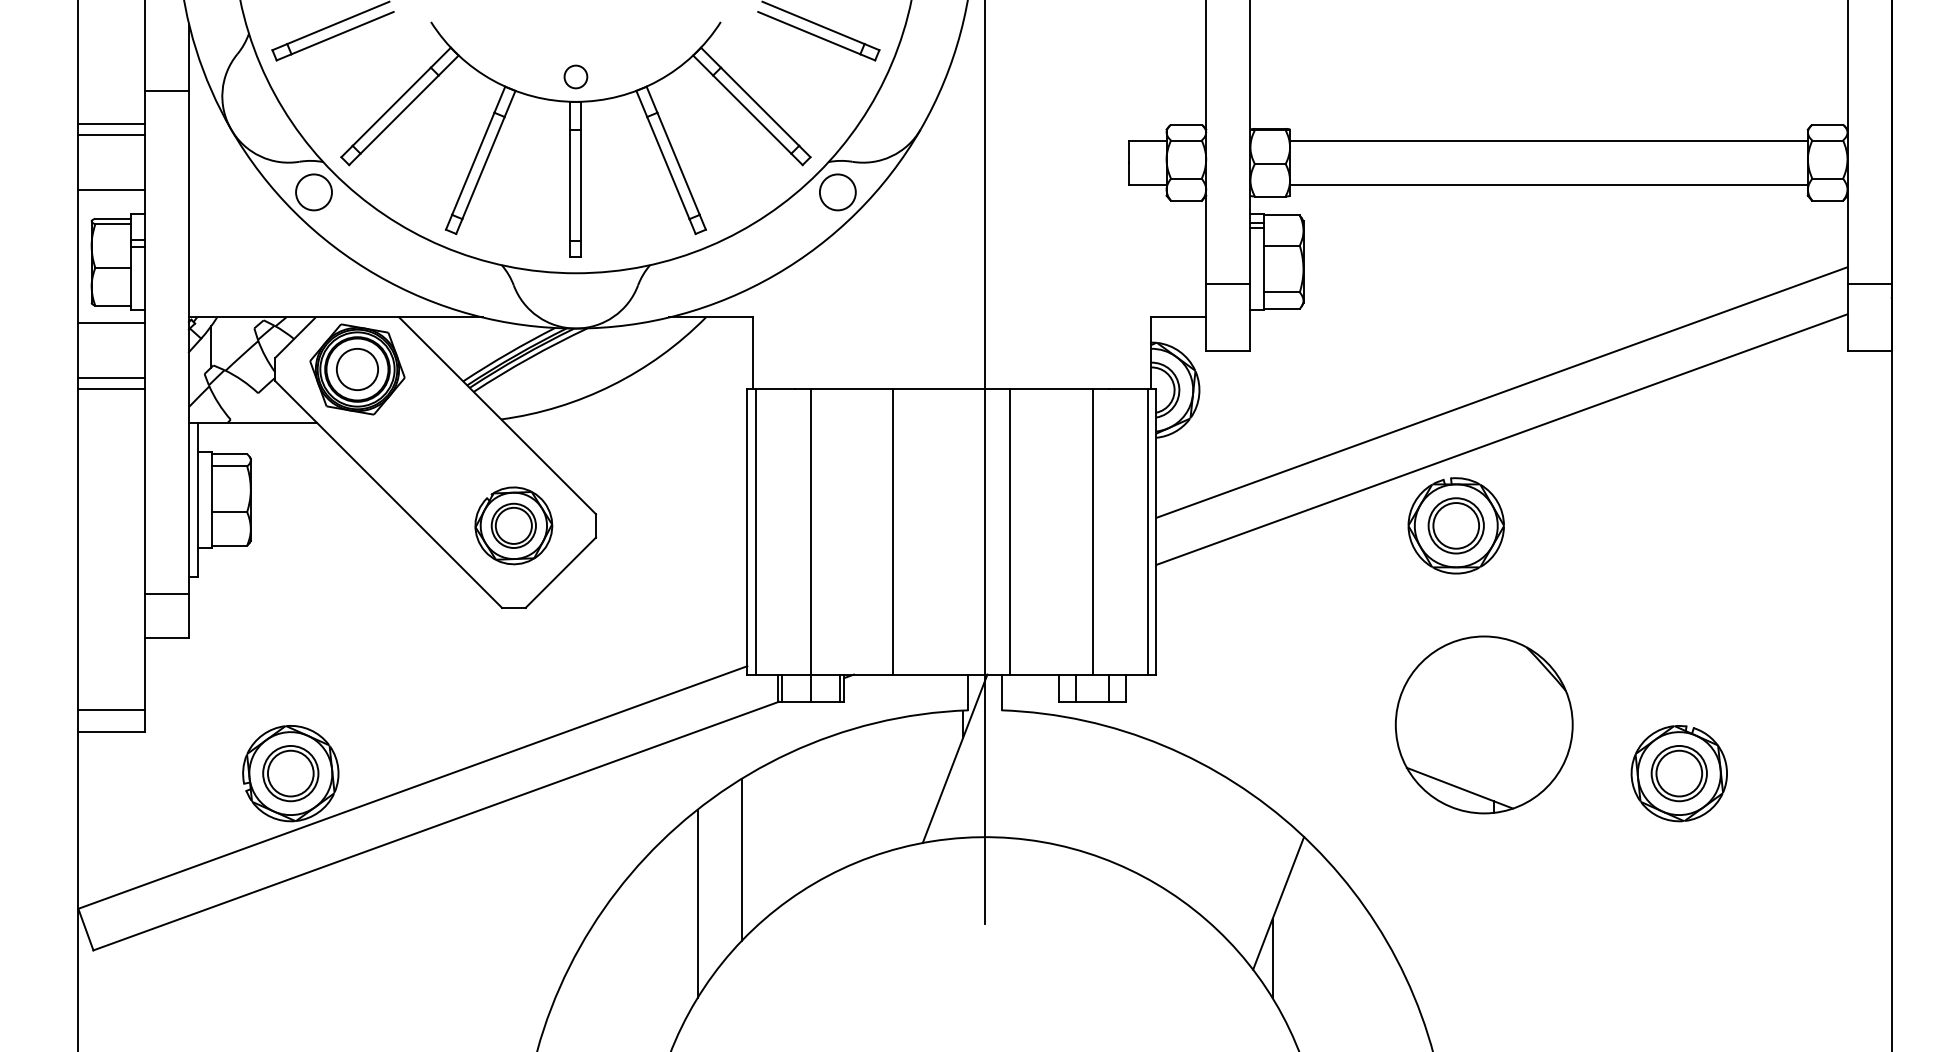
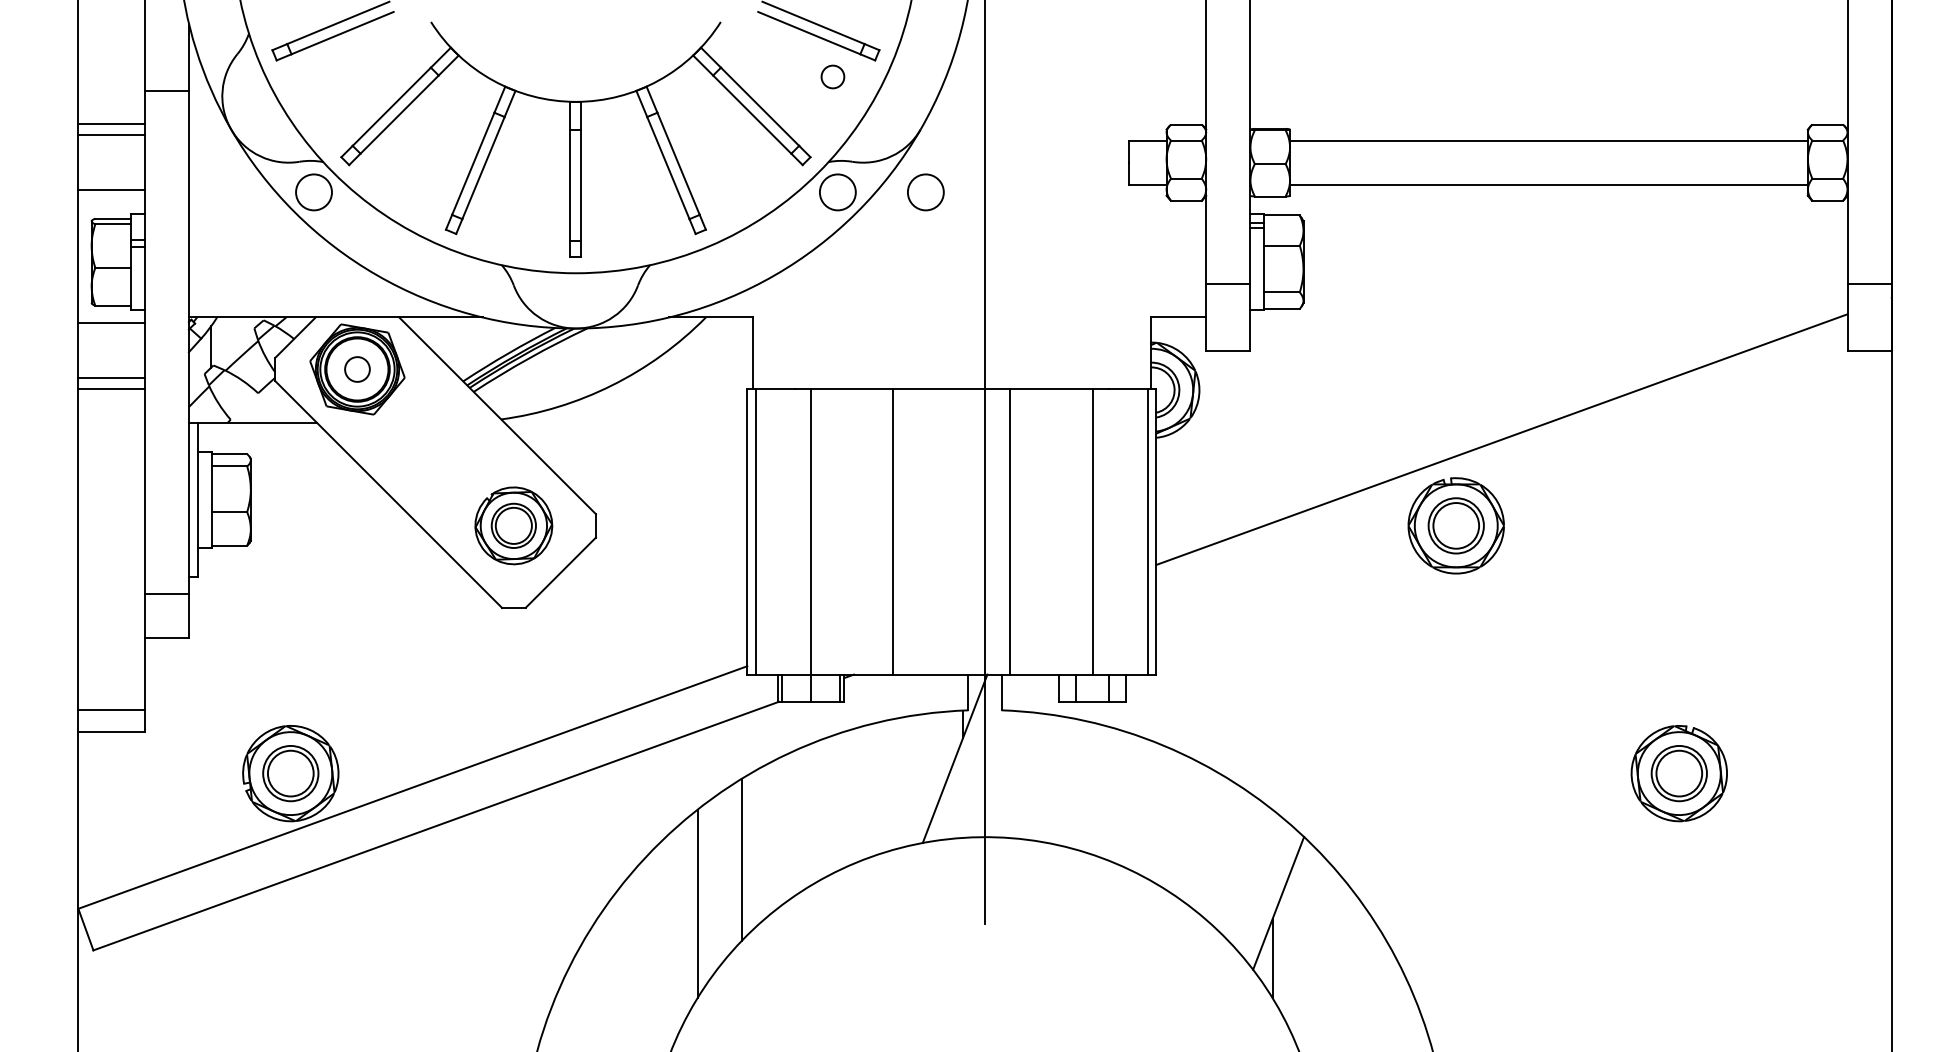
circle position: (575, 76) -> (832, 76) (832, 76)
circle: none -> present (925, 192)
circle diameter: 41 px -> 25 px (357, 369)
line: present -> none (1501, 392)
part: present -> none (1483, 724)
